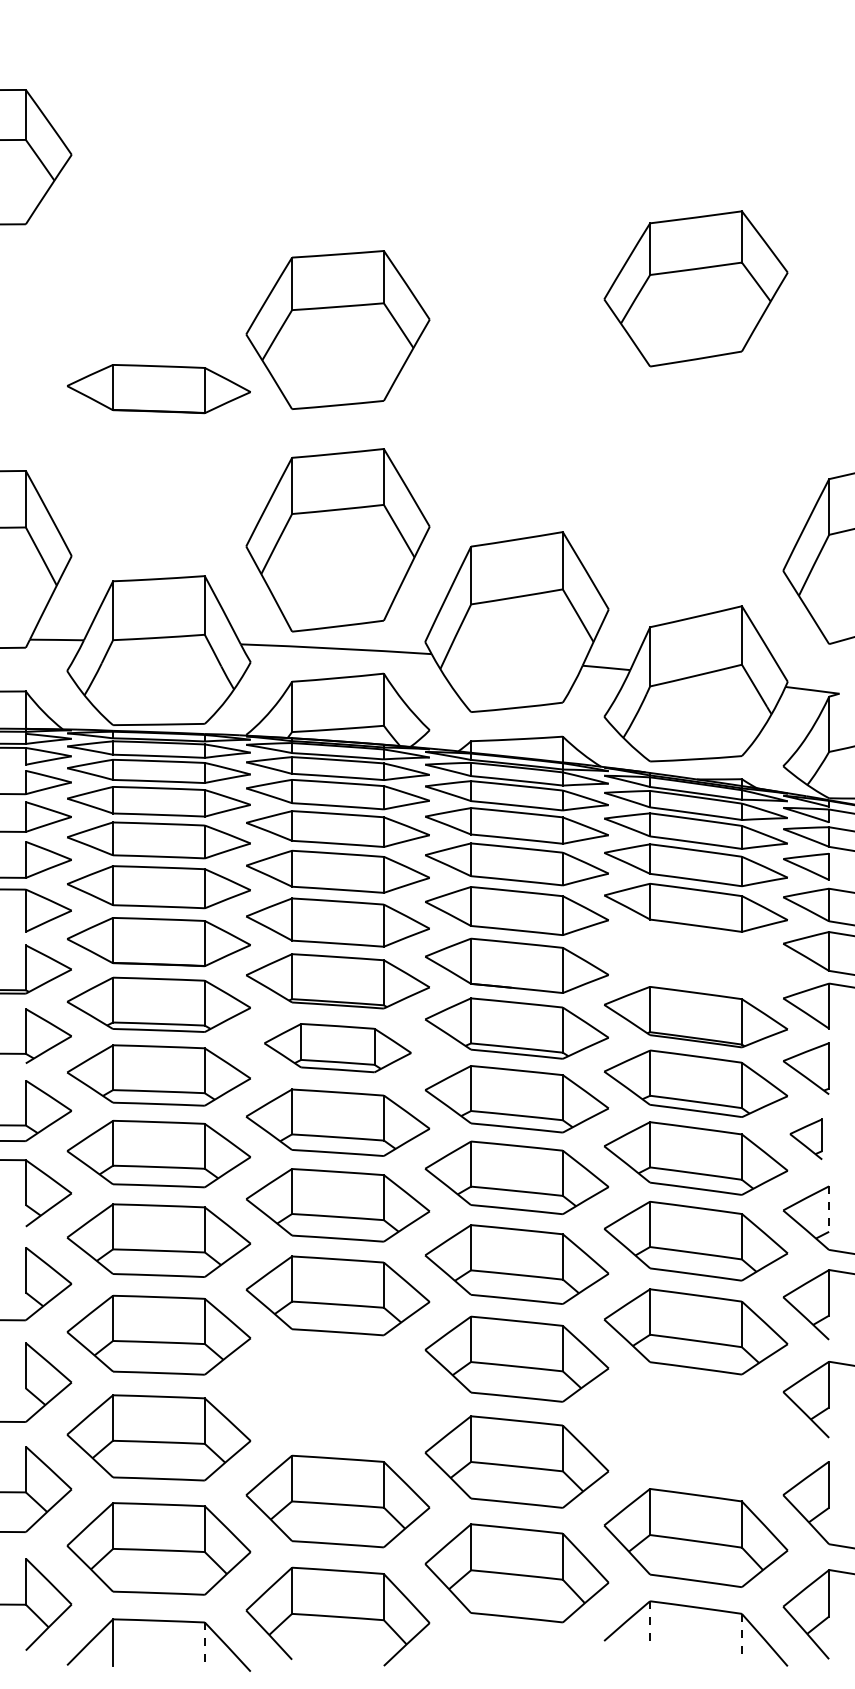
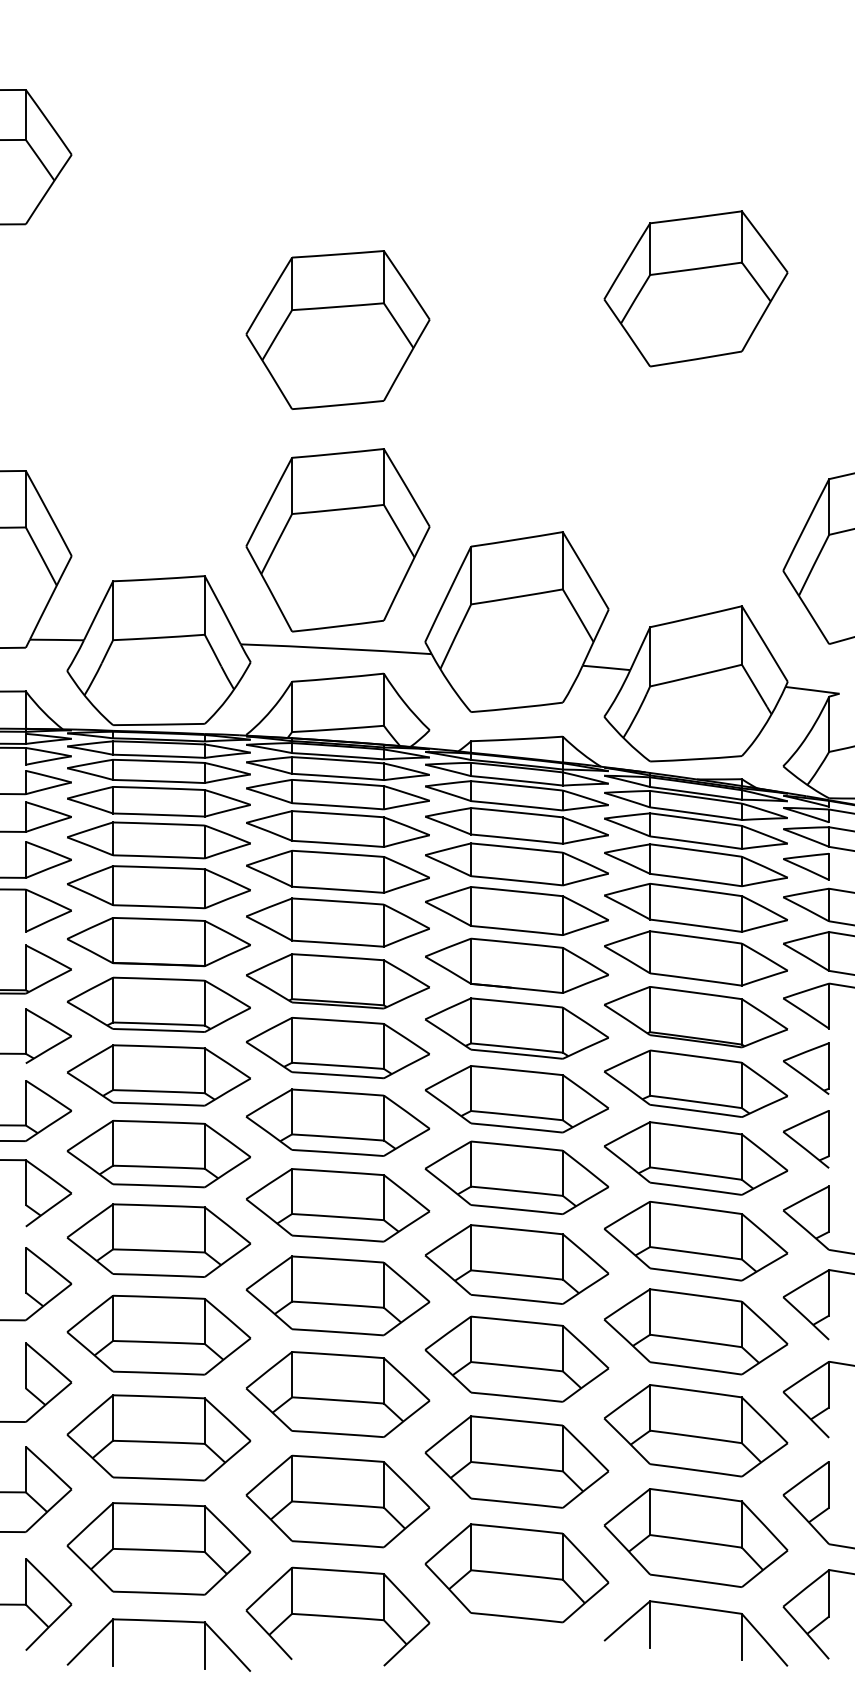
part: present -> none (158, 389)
part: none -> present (695, 958)
part size: 148x51 px -> 185x63 px (337, 1048)
part size: 34x42 px -> 48x59 px (805, 1139)
line: dashed -> solid (829, 1209)
part: none -> present (337, 1394)
part: none -> present (695, 1430)
line: dashed -> solid (650, 1624)
line: dashed -> solid (741, 1637)
line: dashed -> solid (204, 1646)
